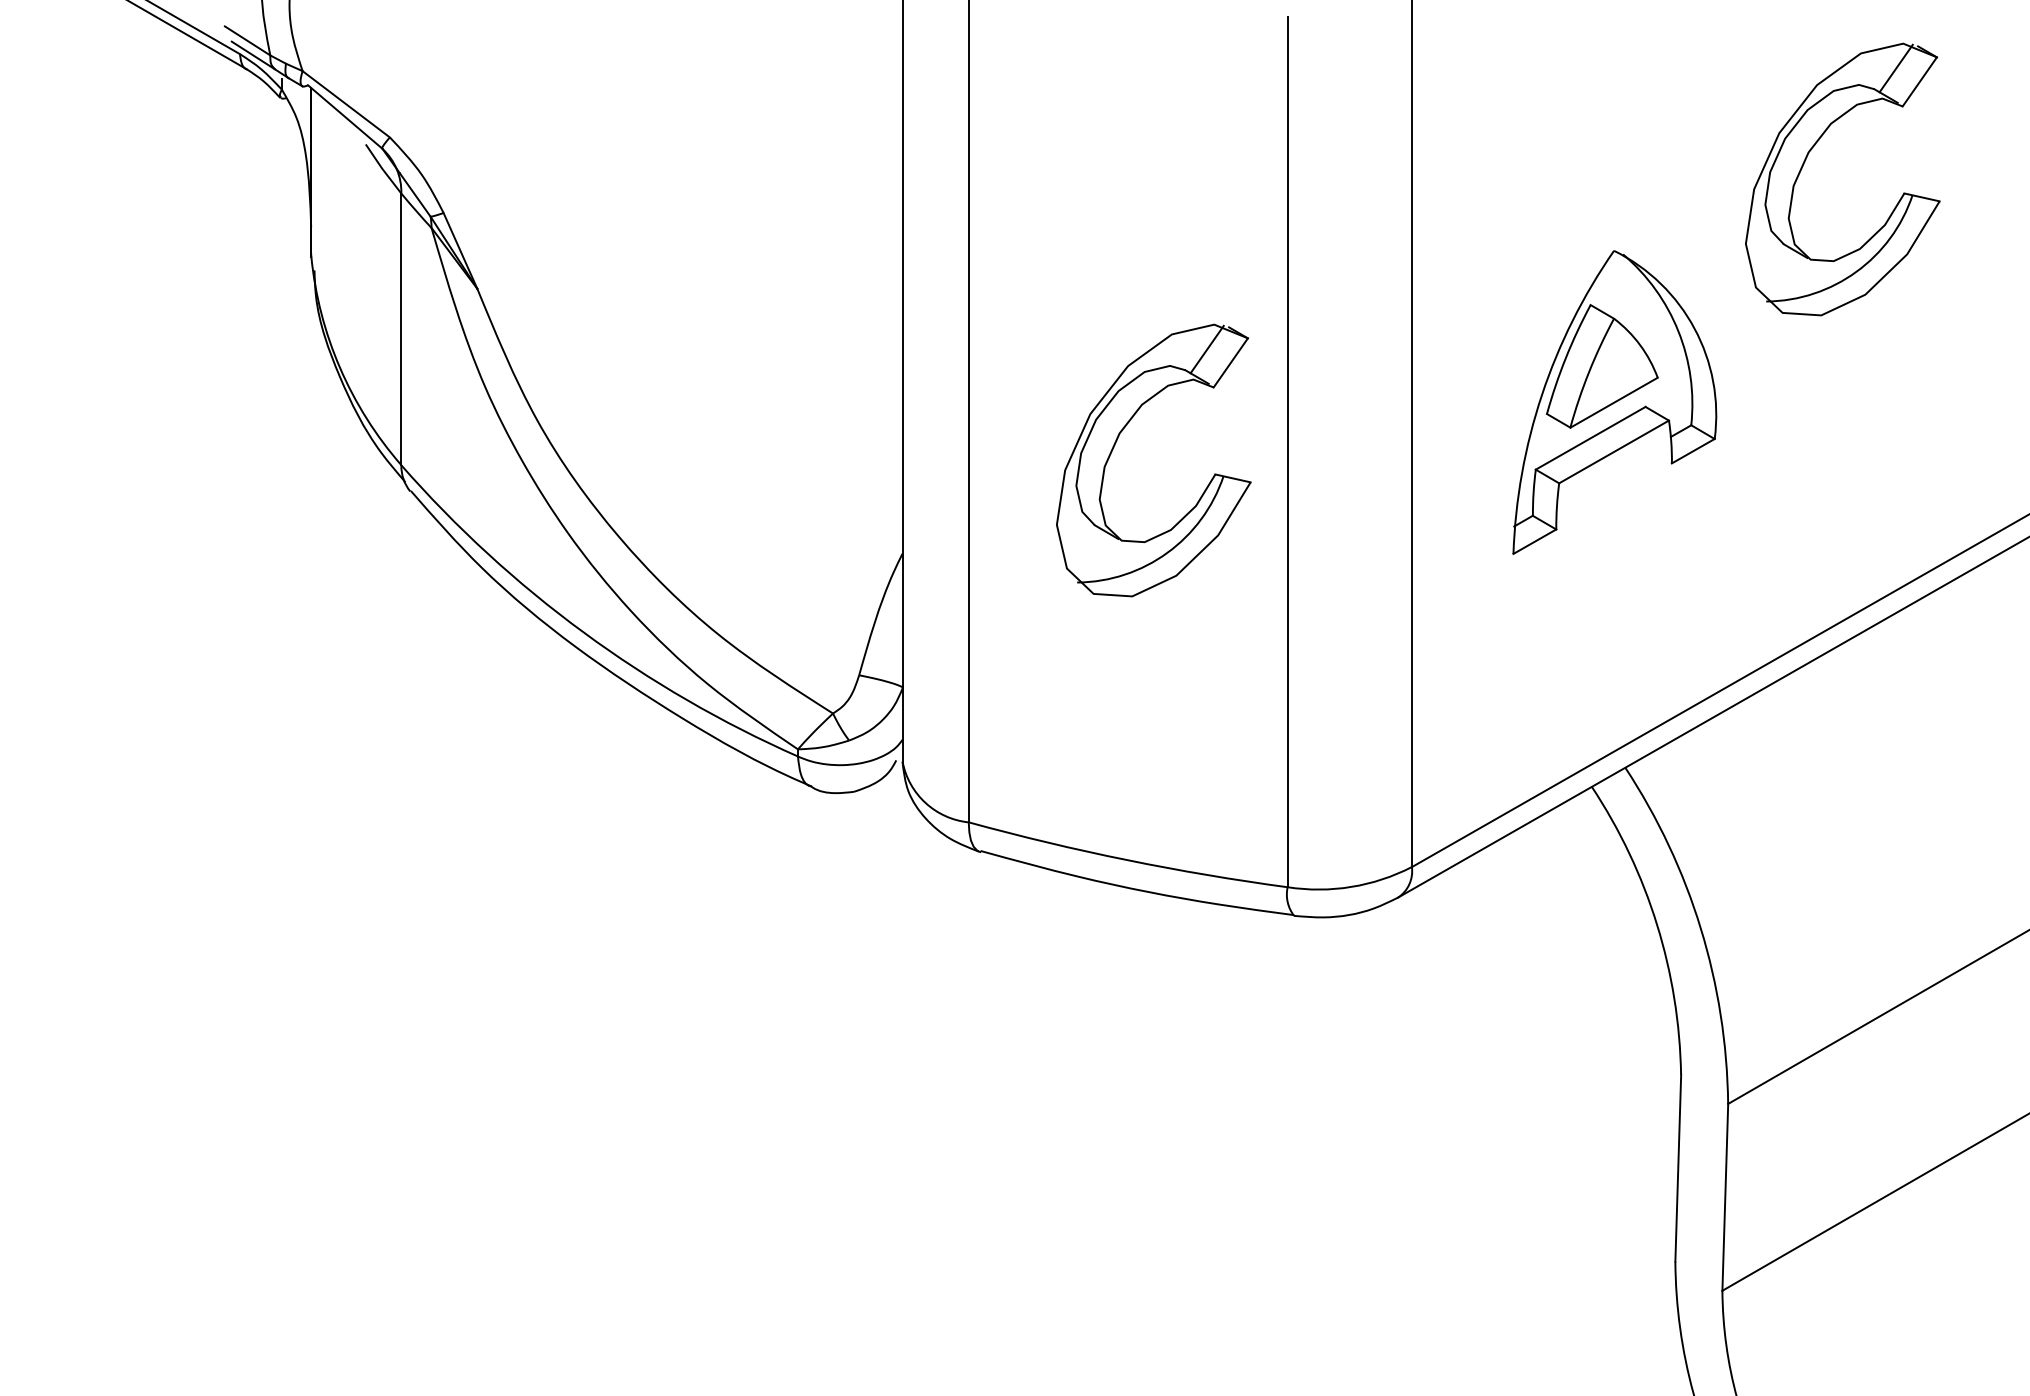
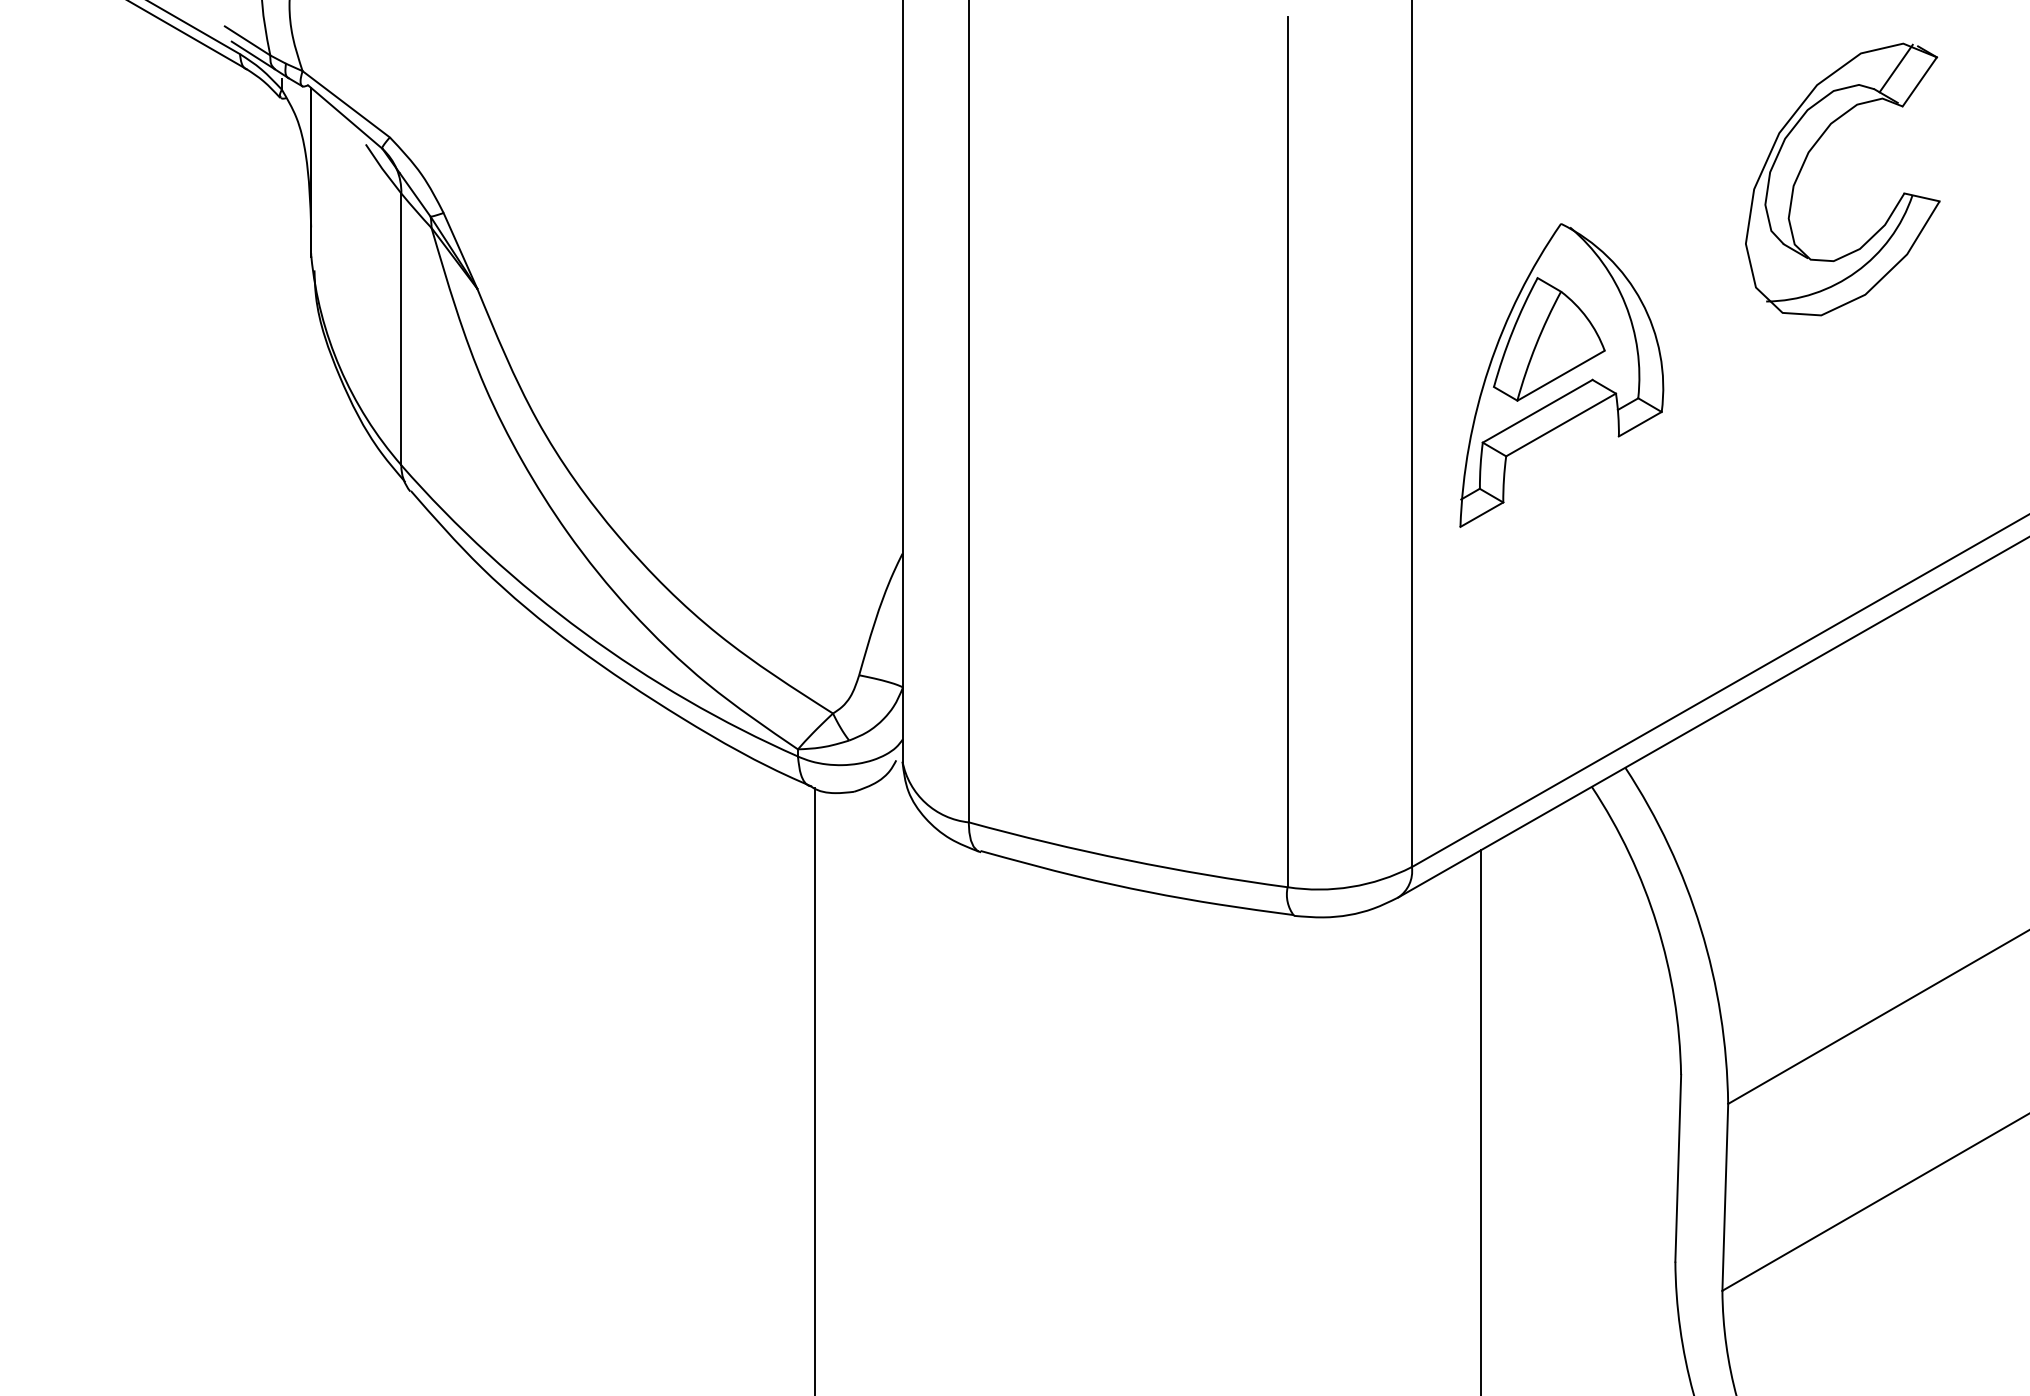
part position: (1614, 402) -> (1561, 375) (1561, 375)
part: present -> none (1116, 443)
line: none -> present (815, 1090)
line: none -> present (1481, 1121)
